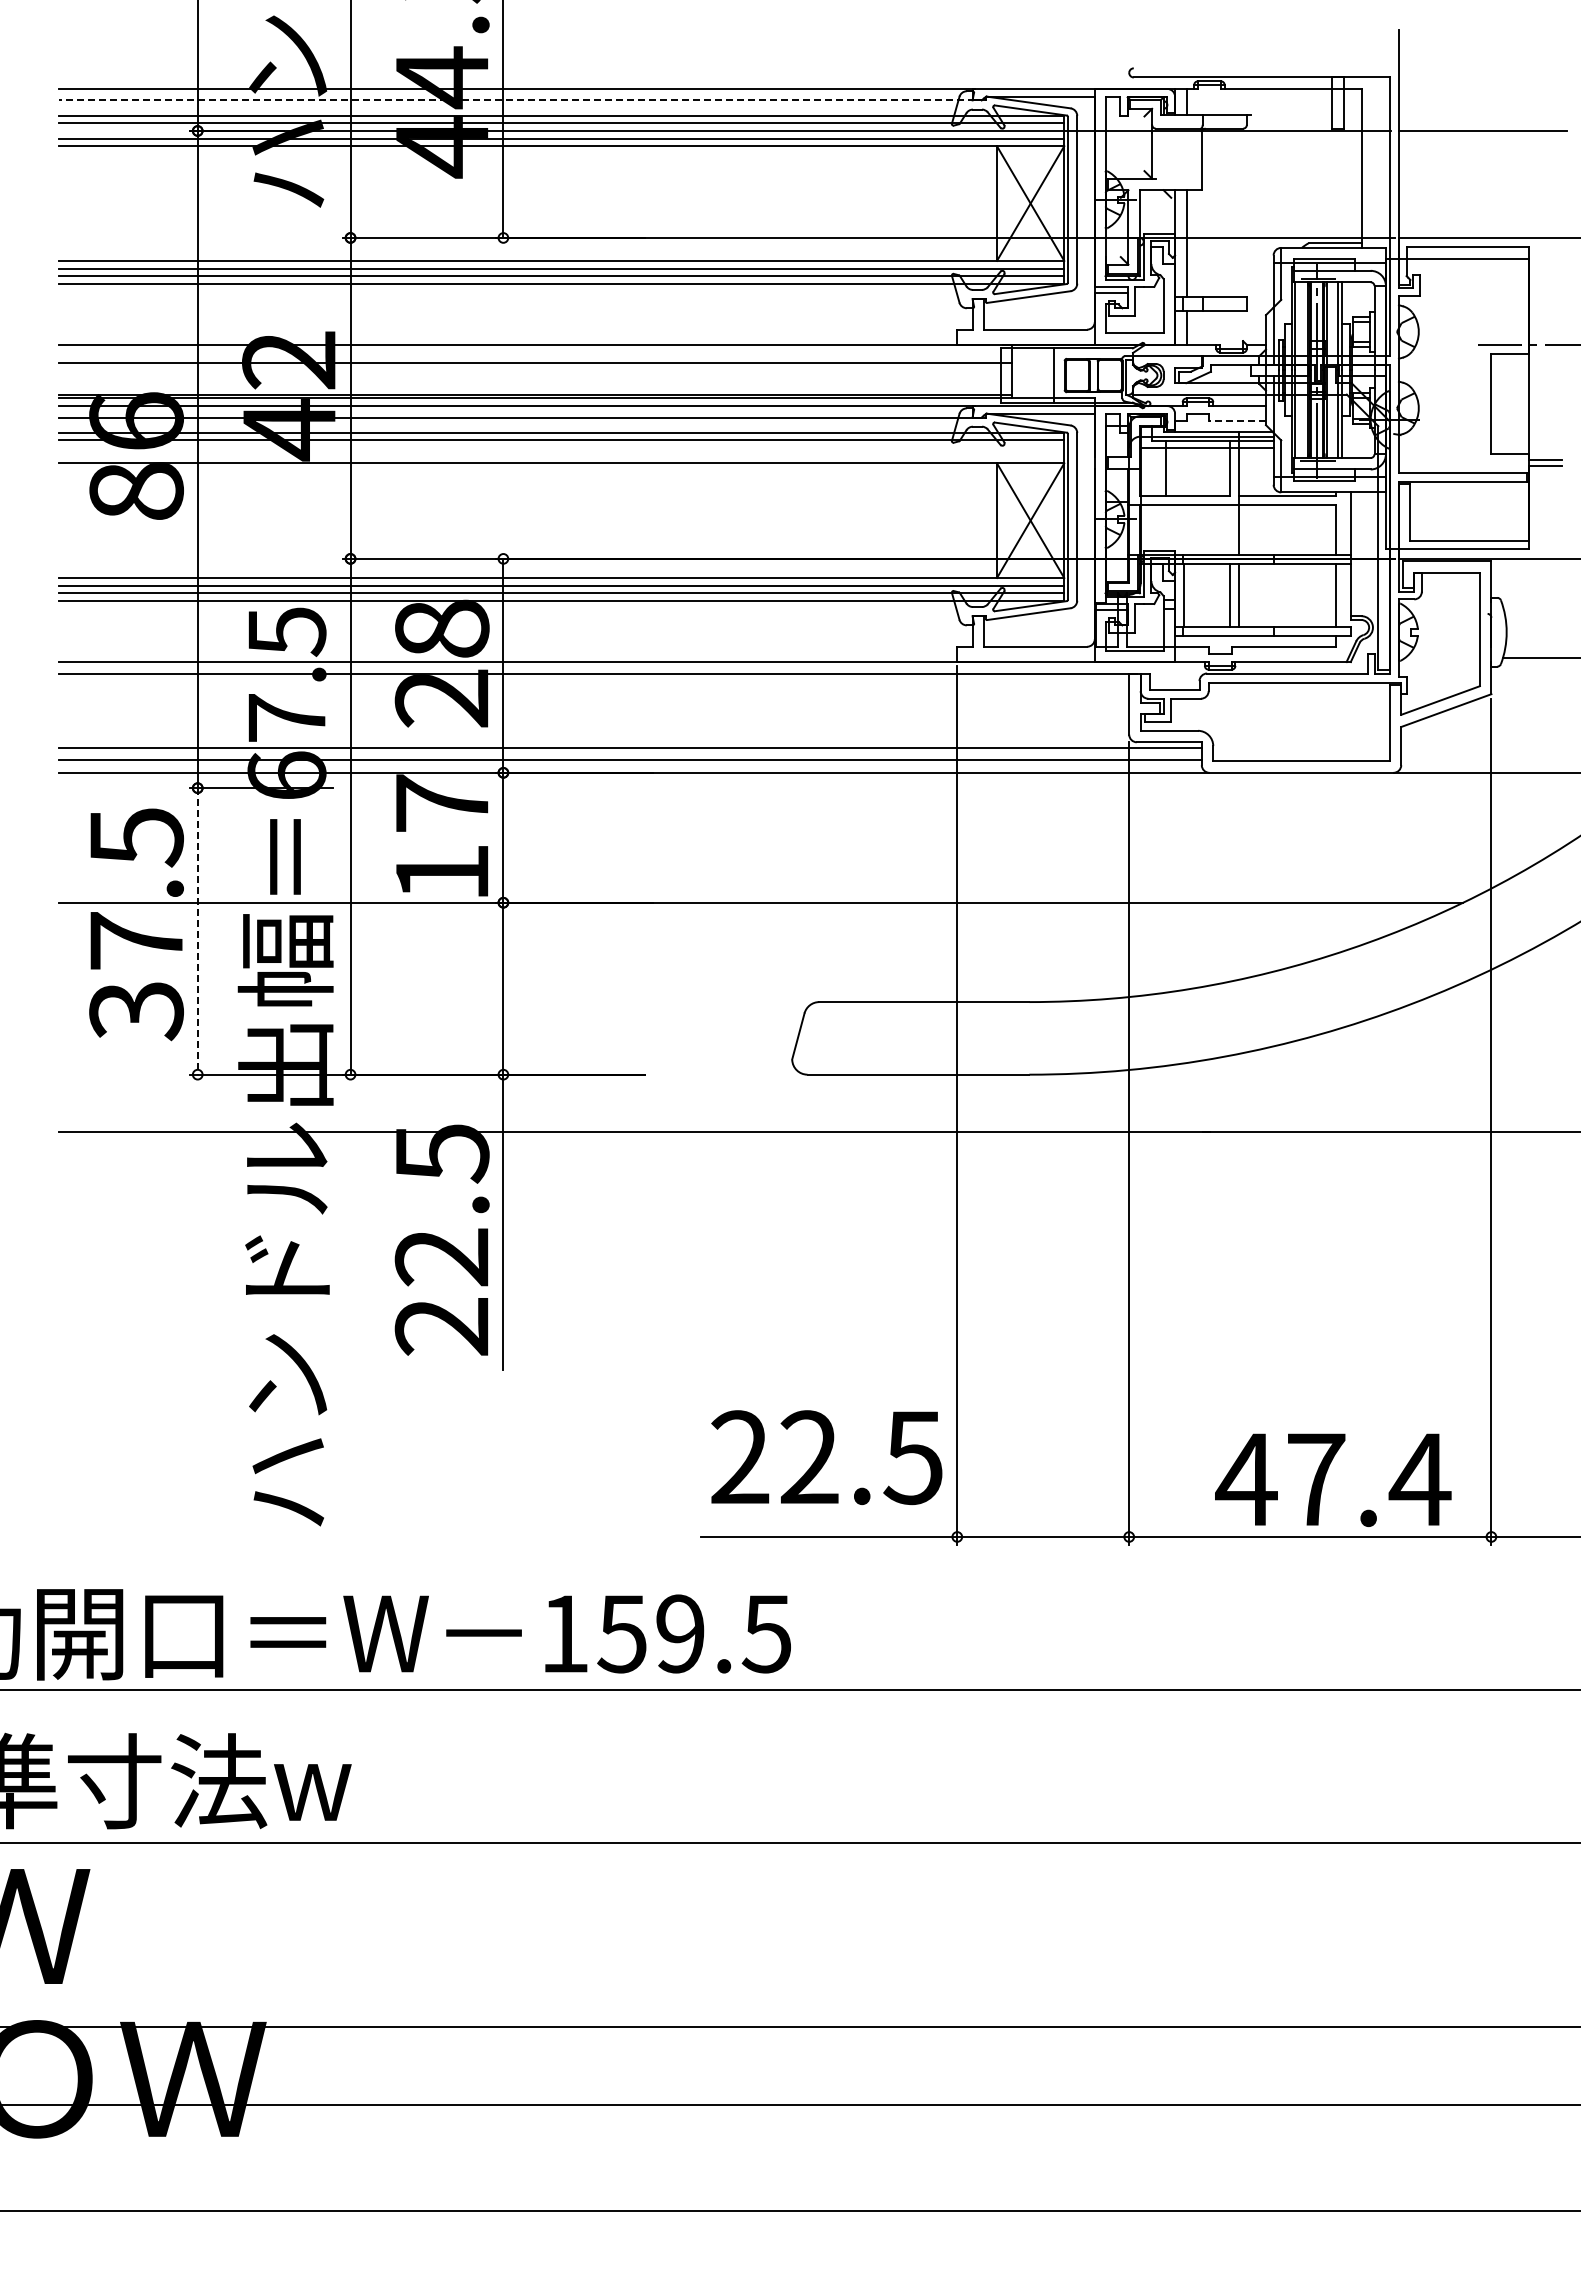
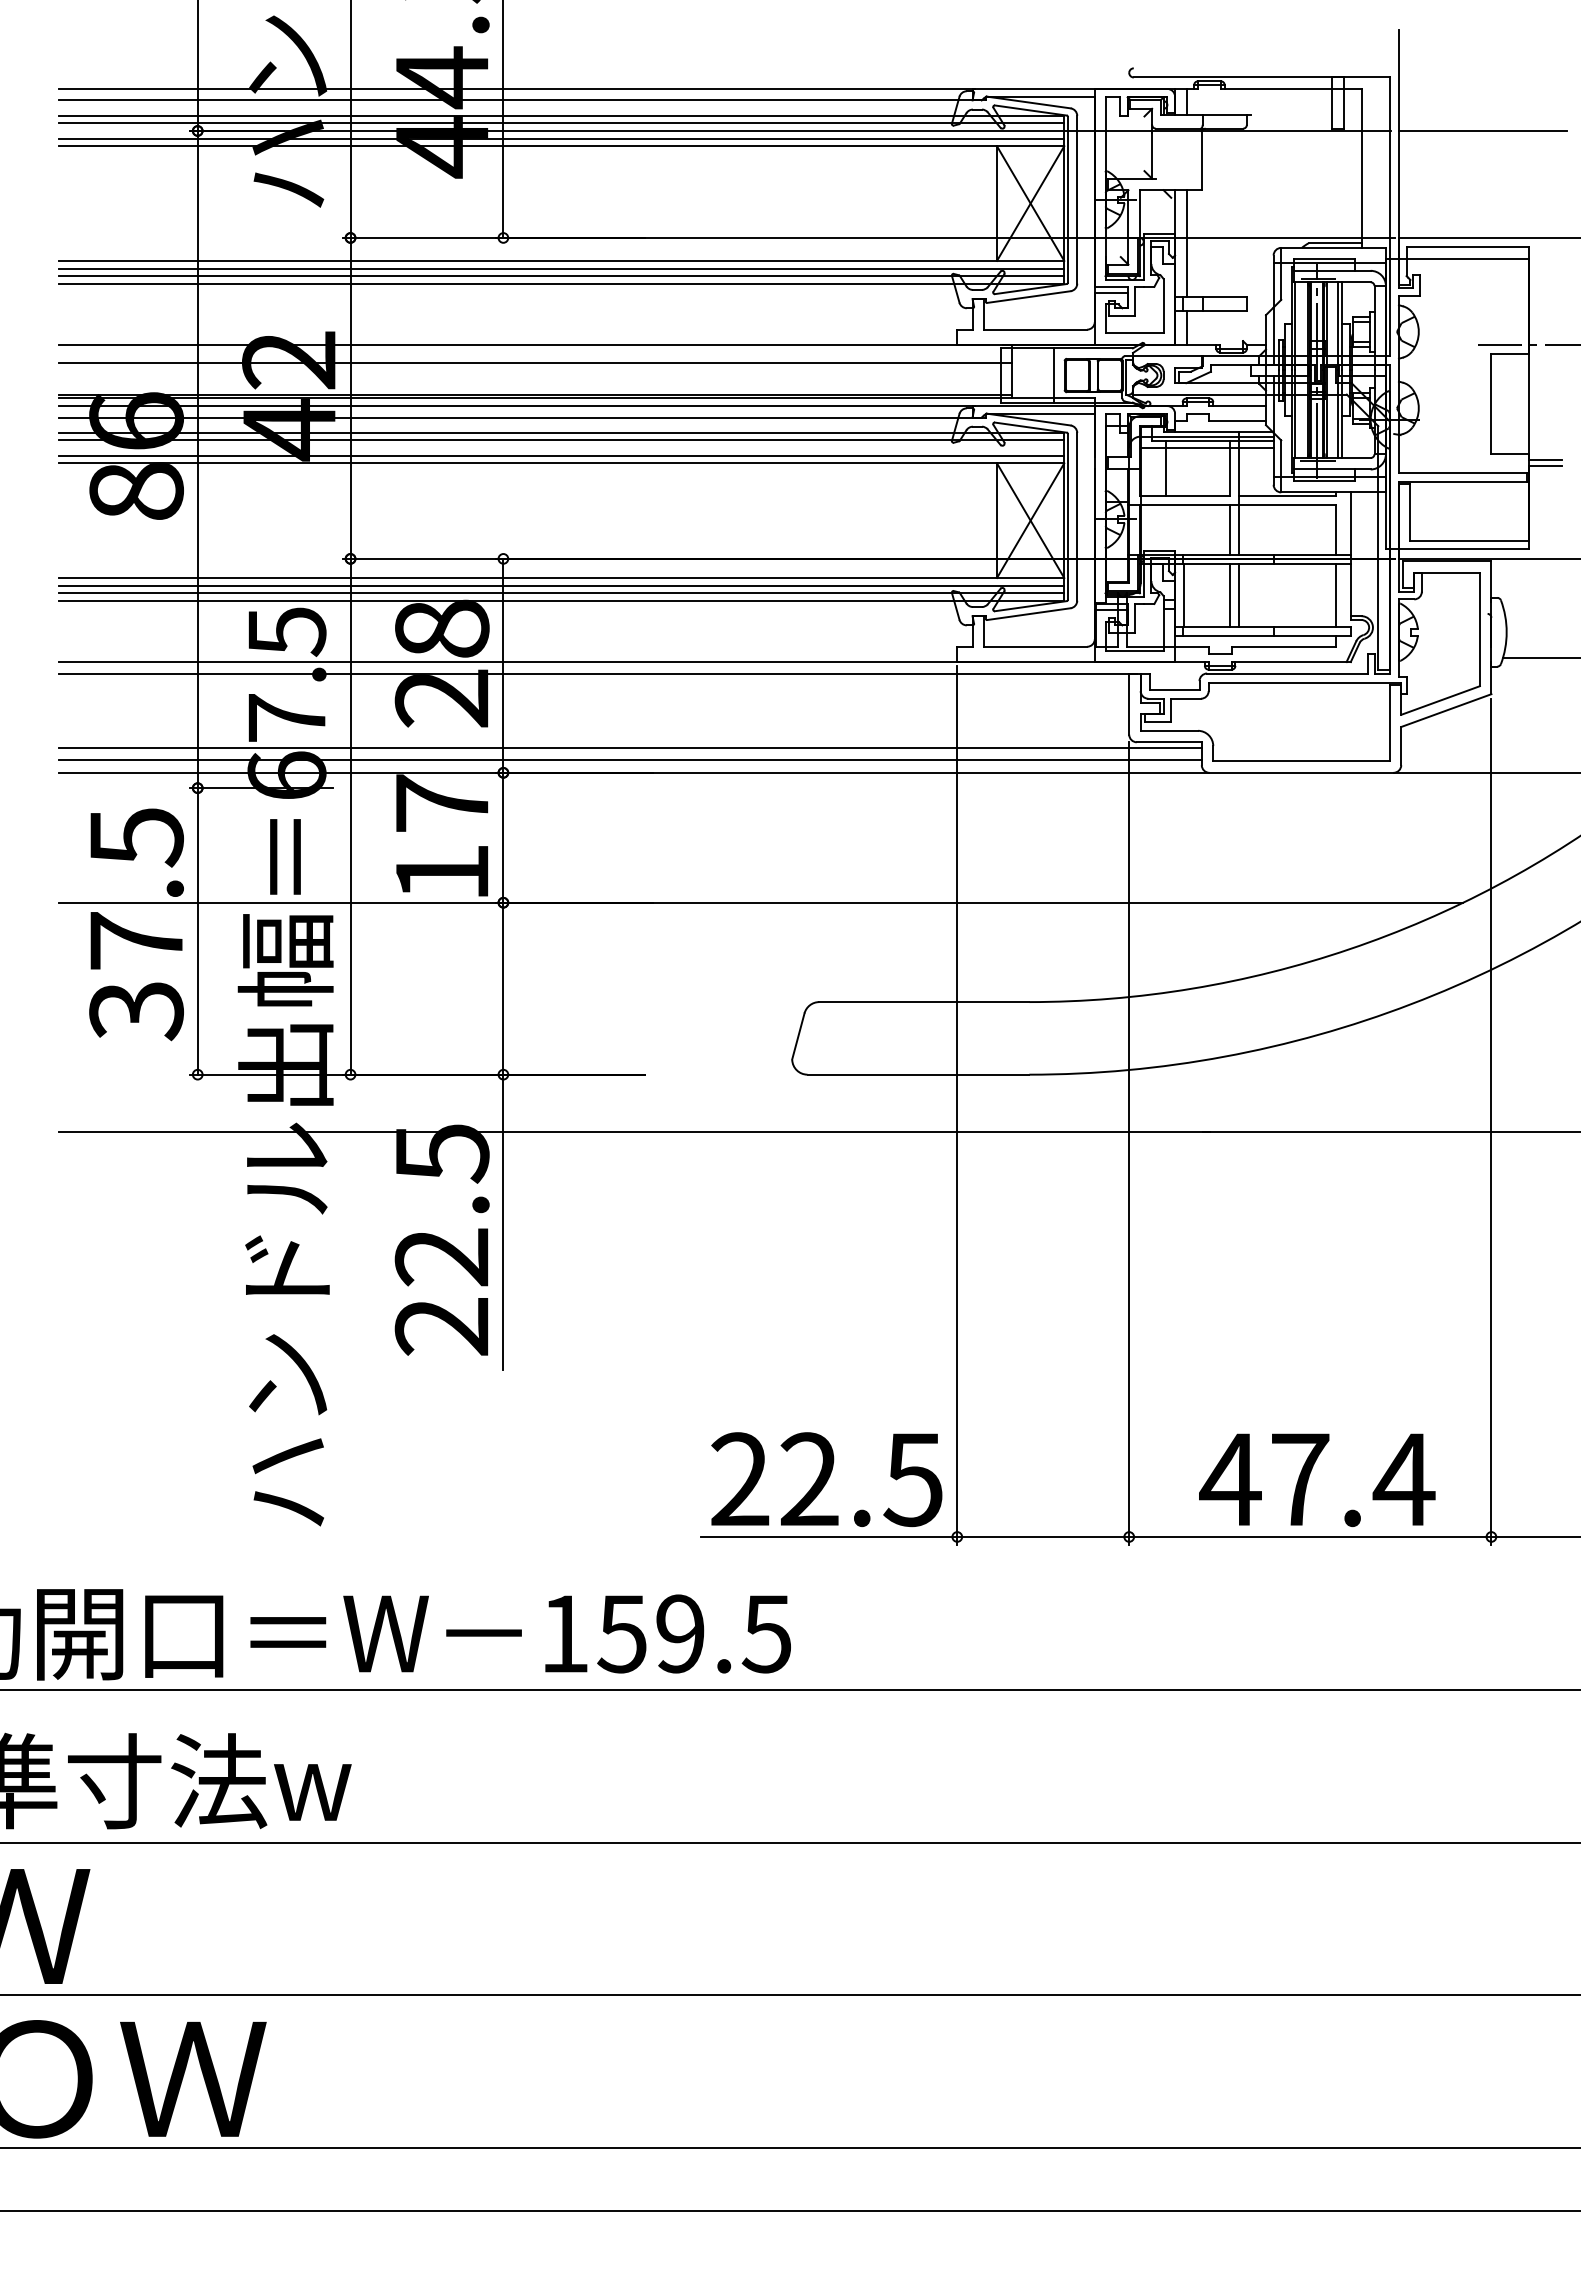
line: dashed -> solid (516, 100)
line: dashed -> solid (1237, 421)
line: none -> present (561, 455)
line: none -> present (1230, 530)
line: dashed -> solid (197, 931)
text position: (826, 1457) -> (826, 1479) (826, 1479)
text position: (1333, 1479) -> (1317, 1479) (1317, 1479)
line position: (789, 2027) -> (789, 1995) (789, 1995)
line position: (789, 2105) -> (789, 2148) (789, 2148)
